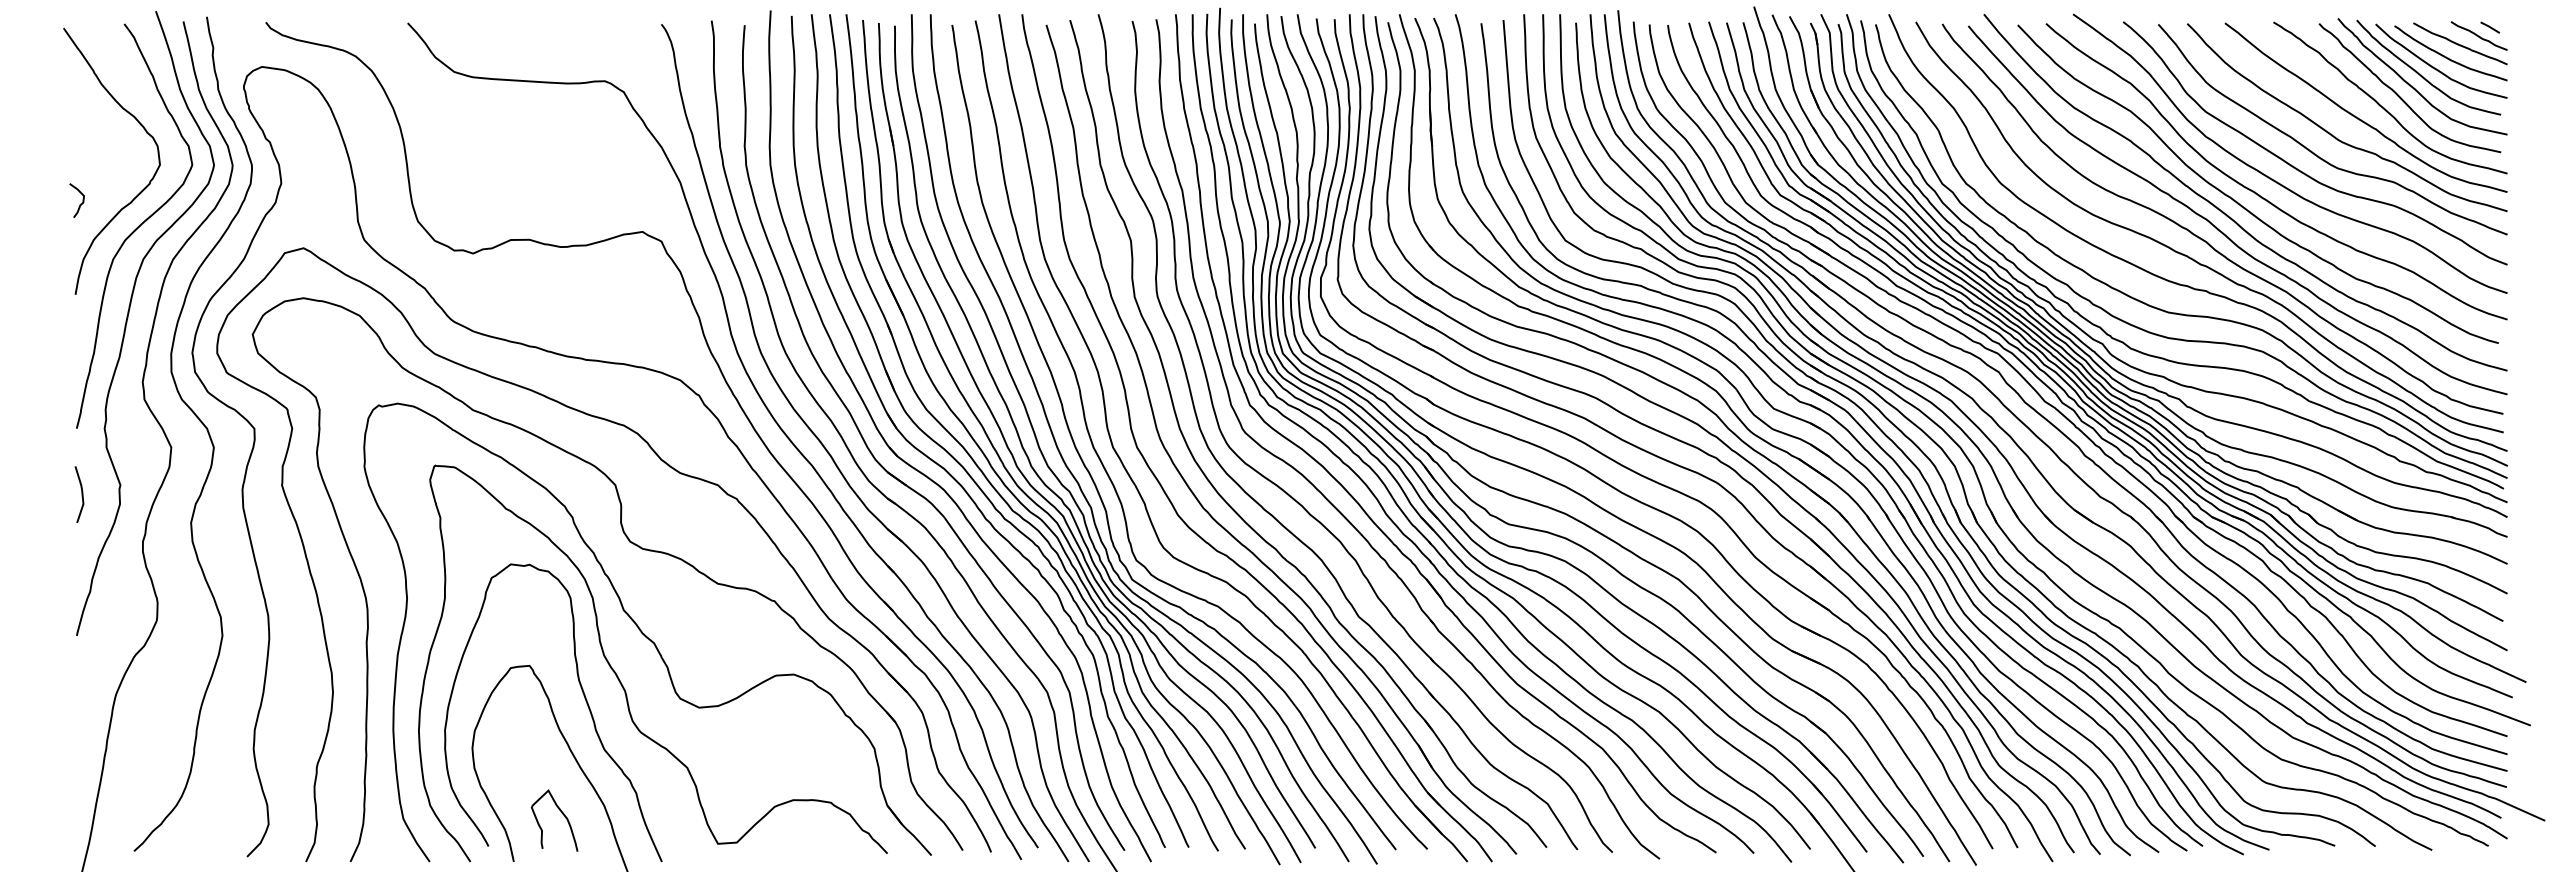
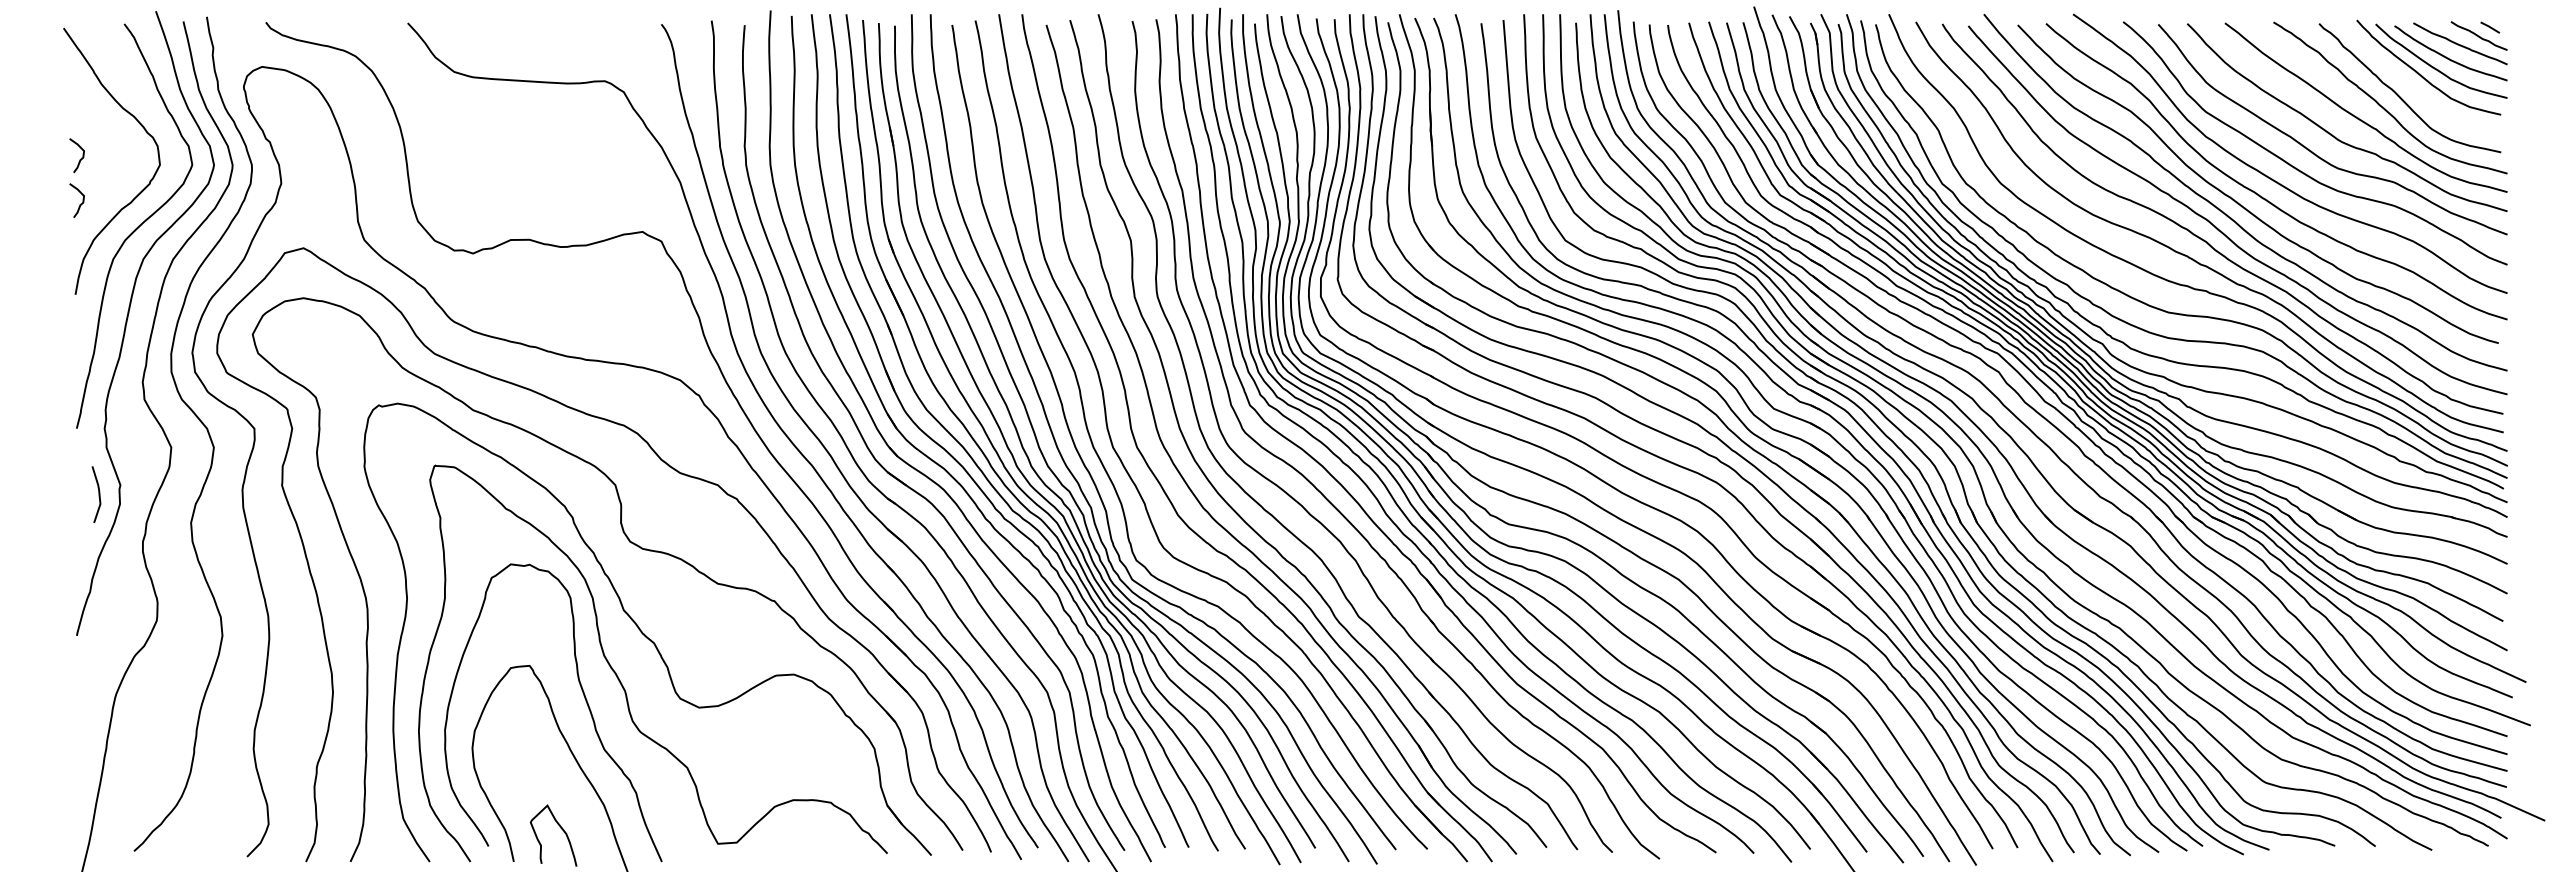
curve: present -> none (2413, 86)
curve: none -> present (80, 158)
curve position: (81, 494) -> (98, 494) (98, 494)
curve position: (561, 813) -> (560, 828) (560, 828)
